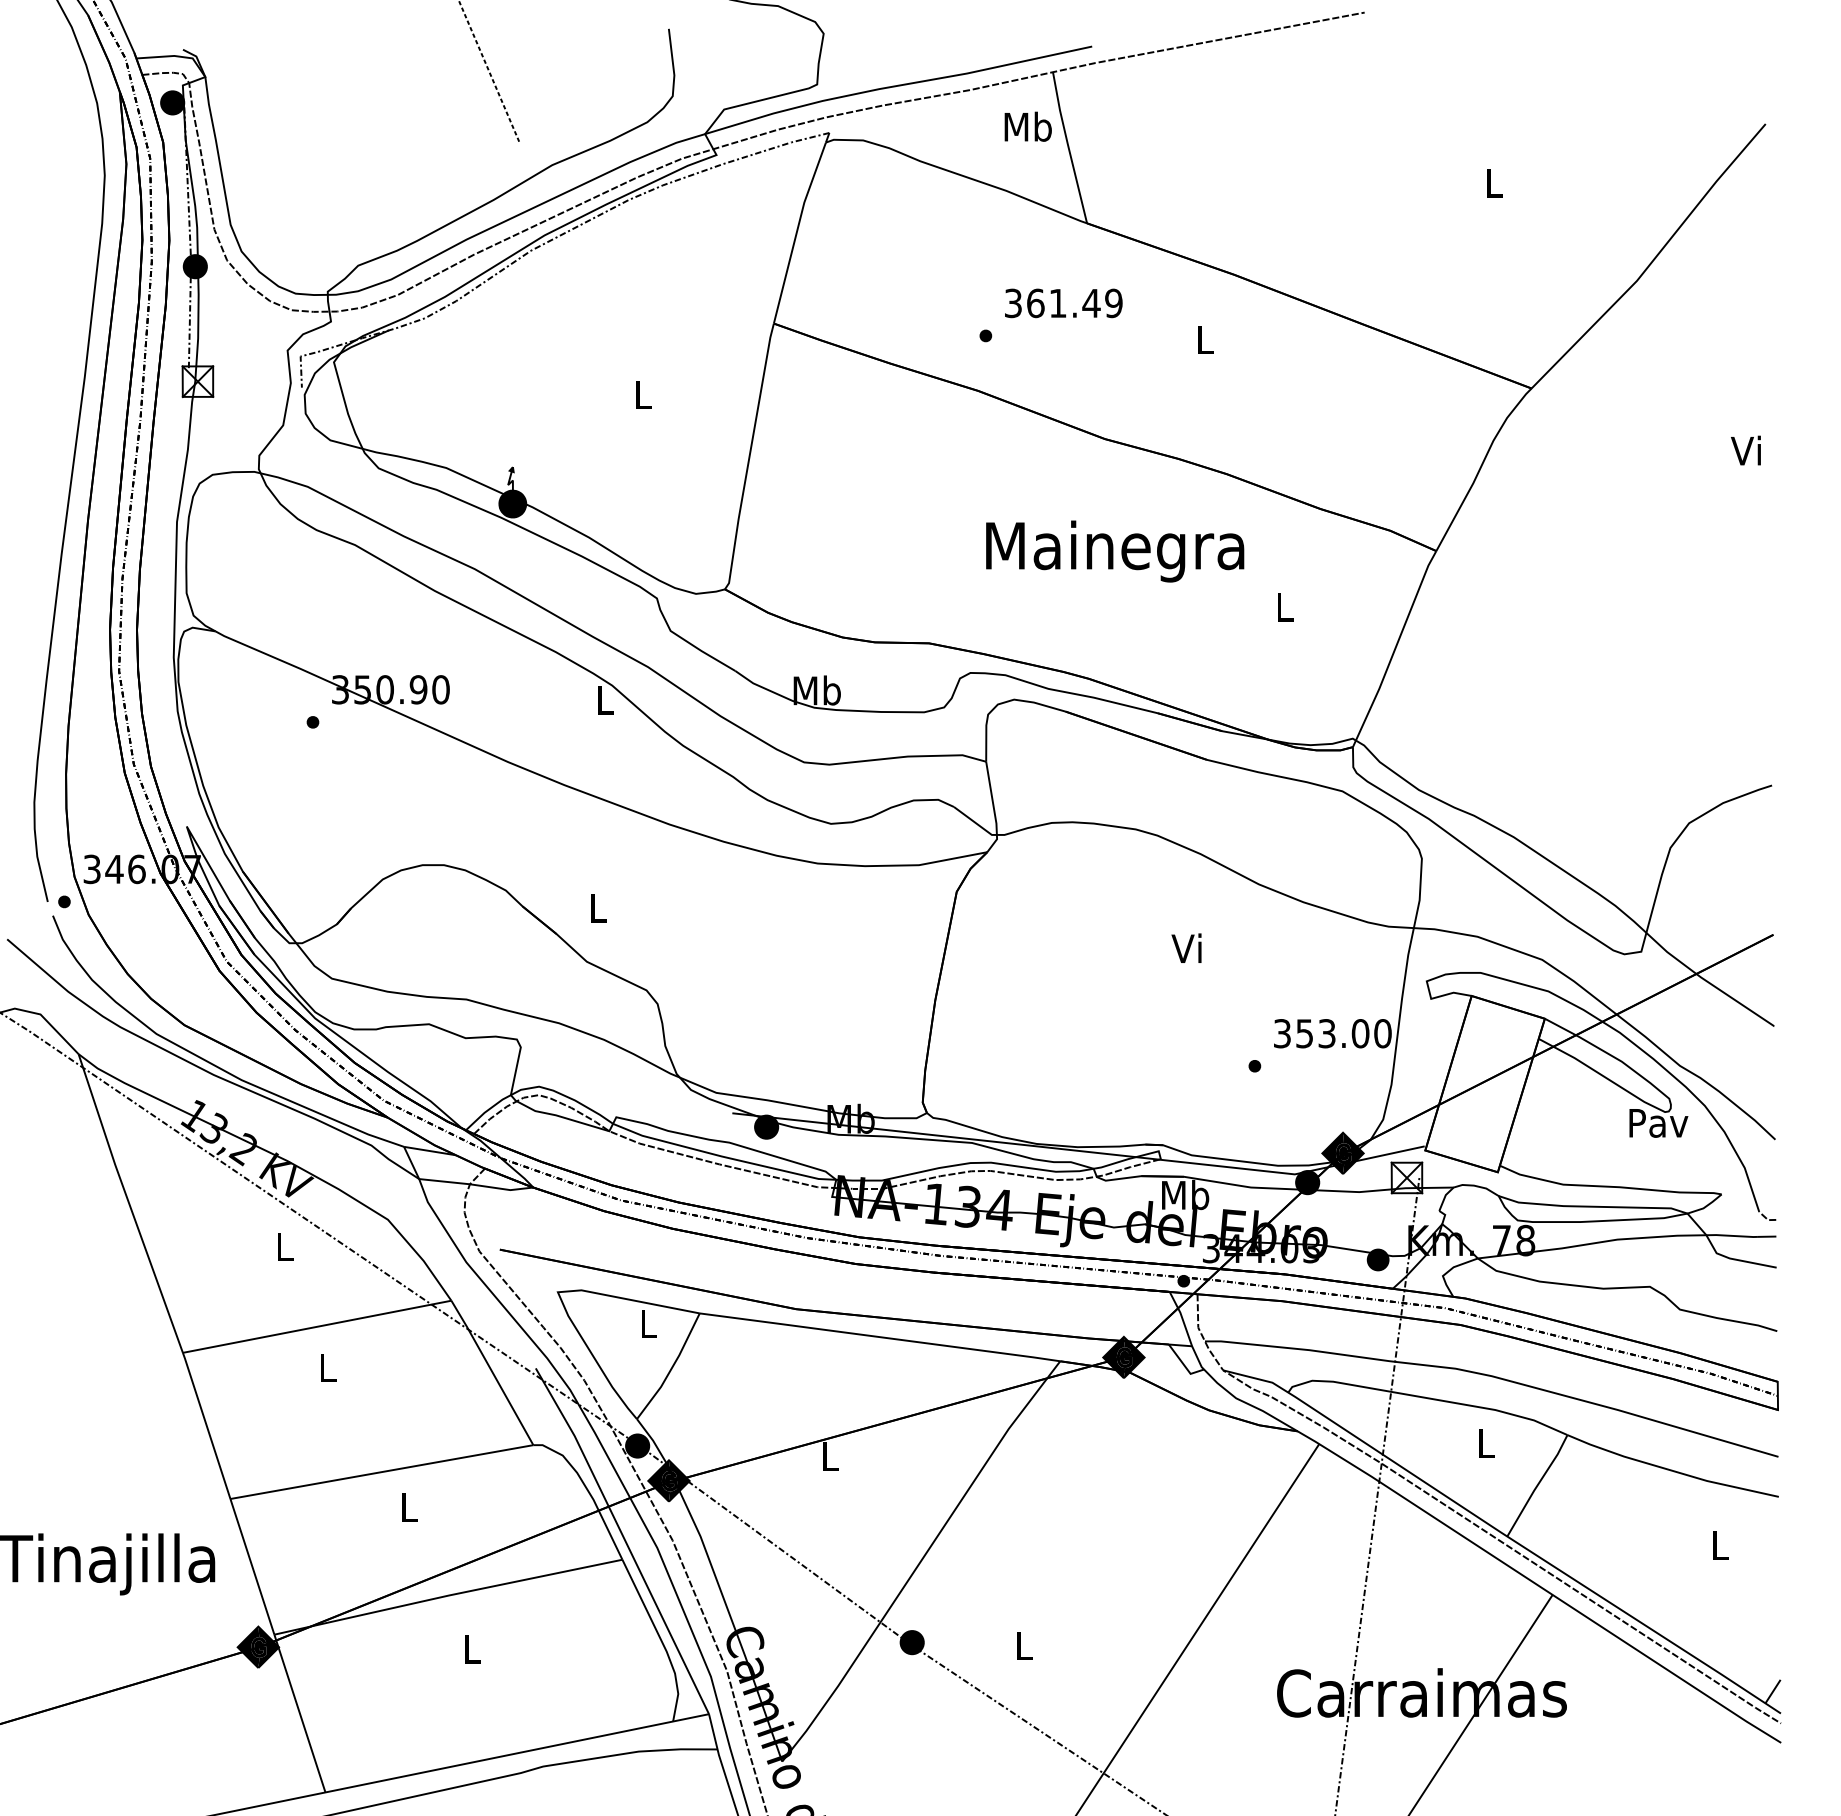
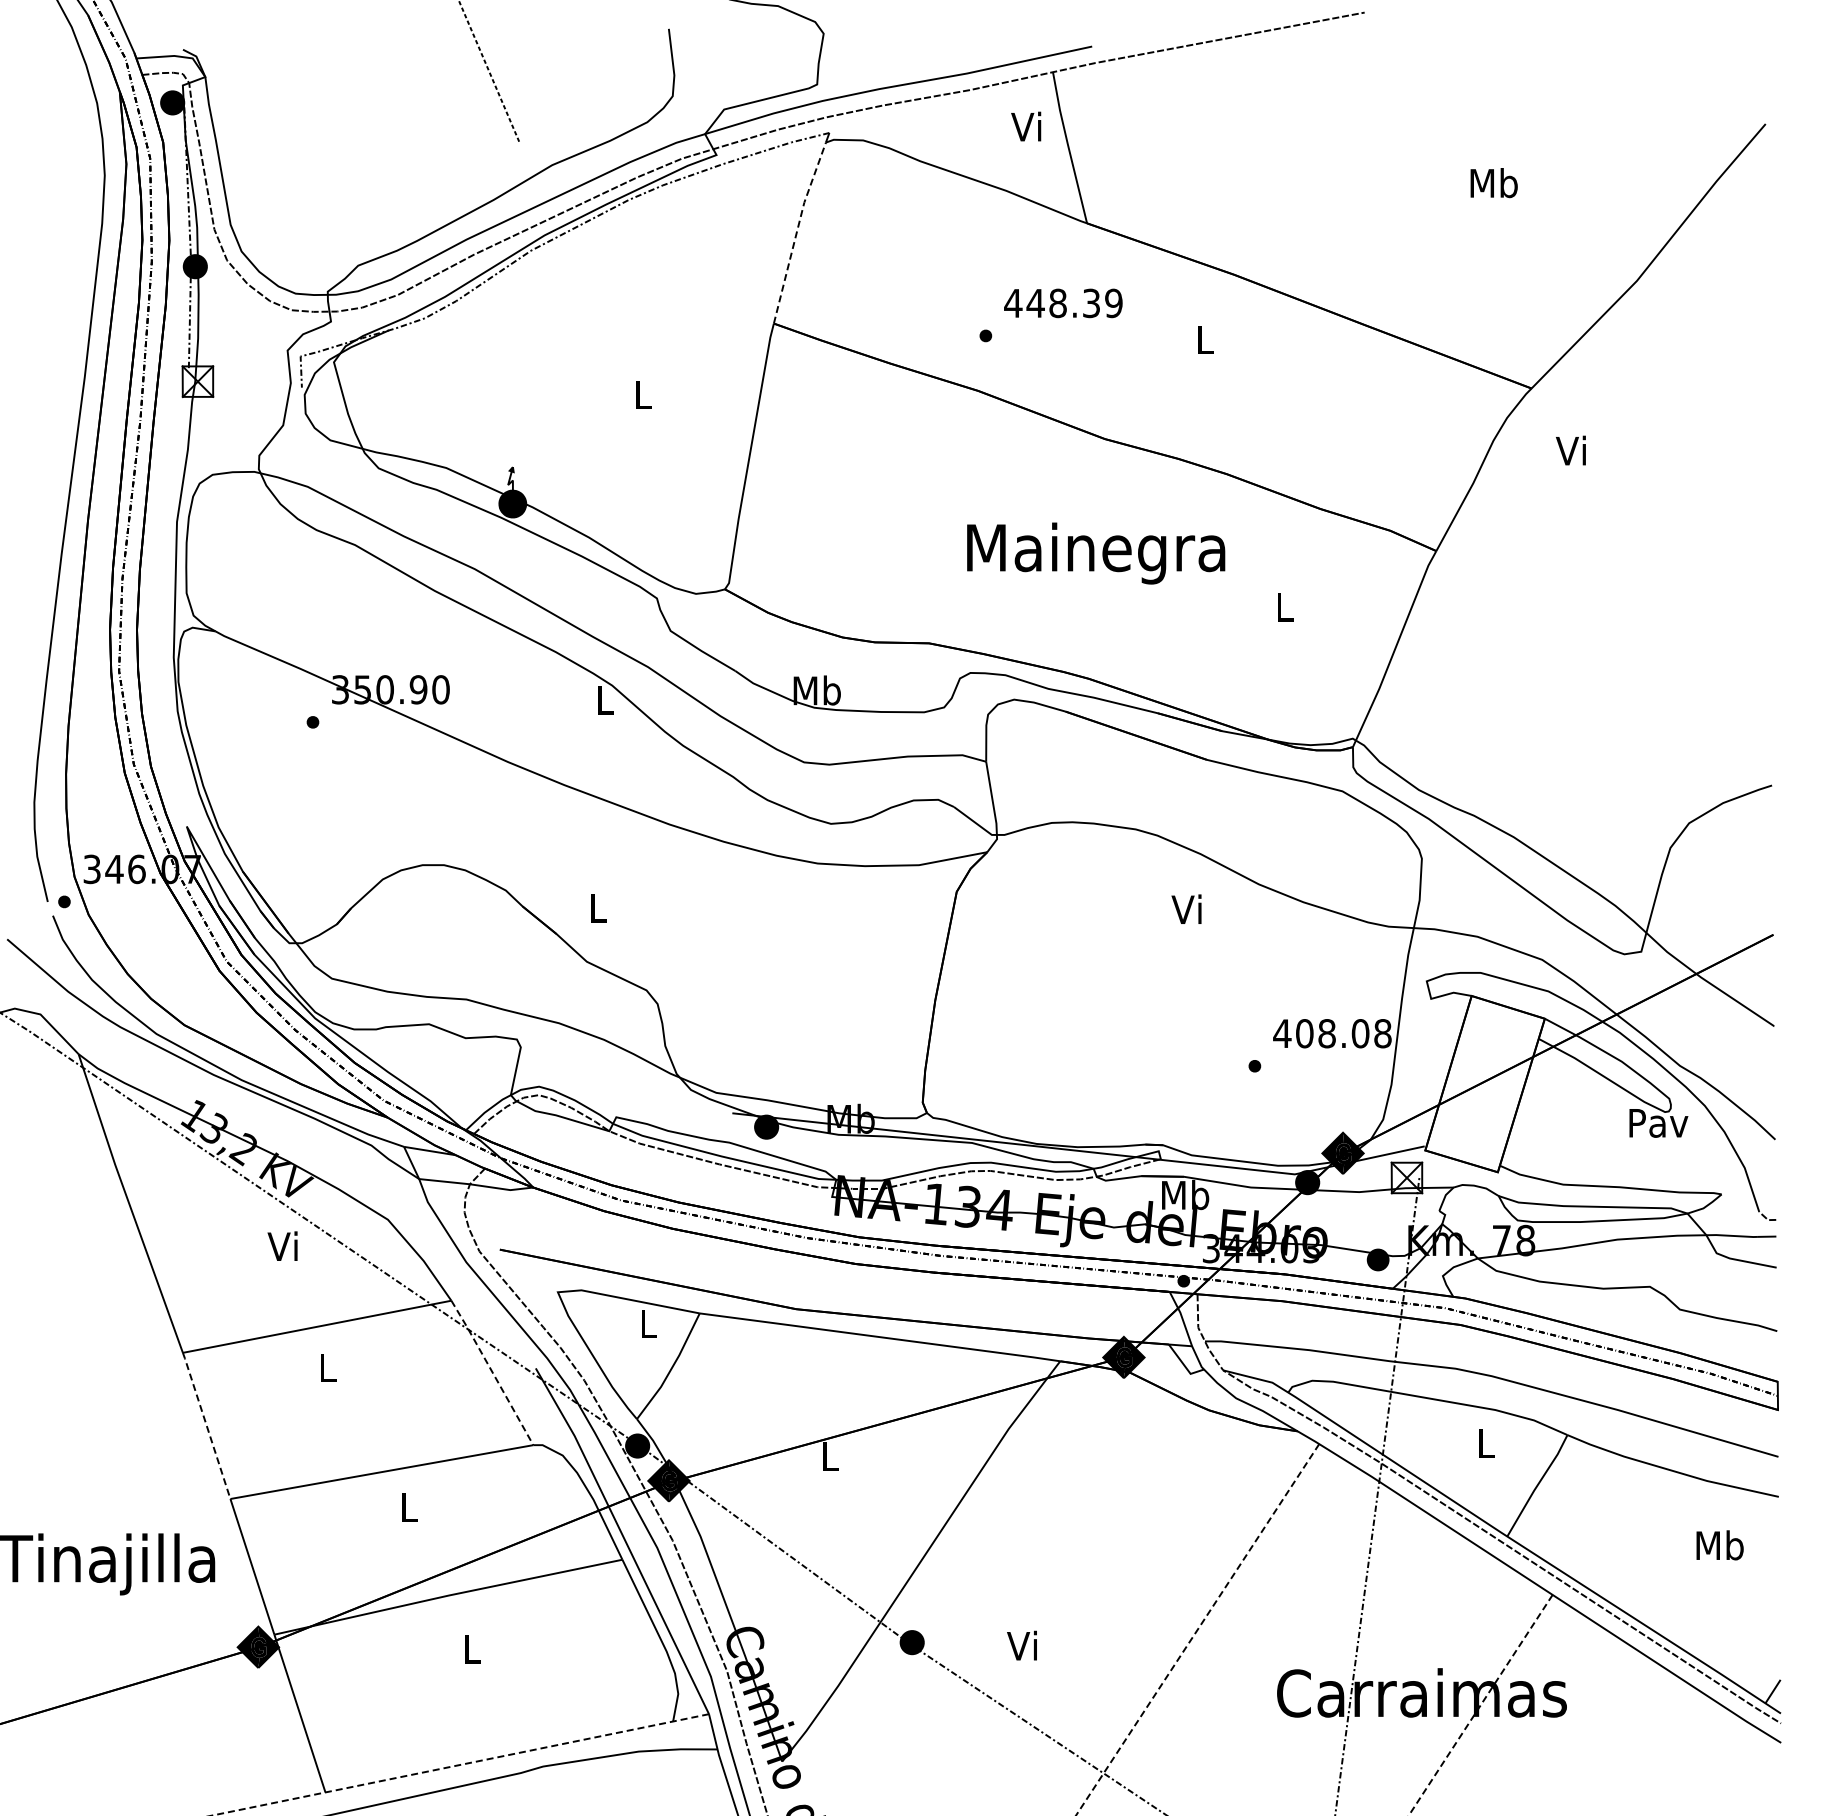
text: Mb -> Vi (1027, 126)
text: L -> Mb (1493, 183)
line: solid -> dashed (797, 231)
text: 361.49 -> 448.39 (1052, 303)
text position: (1745, 450) -> (1570, 450) (1570, 450)
text position: (1115, 551) -> (1096, 553) (1096, 553)
text position: (1186, 947) -> (1186, 908) (1186, 908)
text: 353.00 -> 408.08 (1332, 1033)
text: L -> Vi (282, 1245)
line: solid -> dashed (492, 1371)
line: solid -> dashed (206, 1425)
text: L -> Mb (1719, 1545)
line: solid -> dashed (1197, 1629)
text: L -> Vi (1021, 1645)
line: solid -> dashed (1480, 1705)
line: solid -> dashed (459, 1765)
